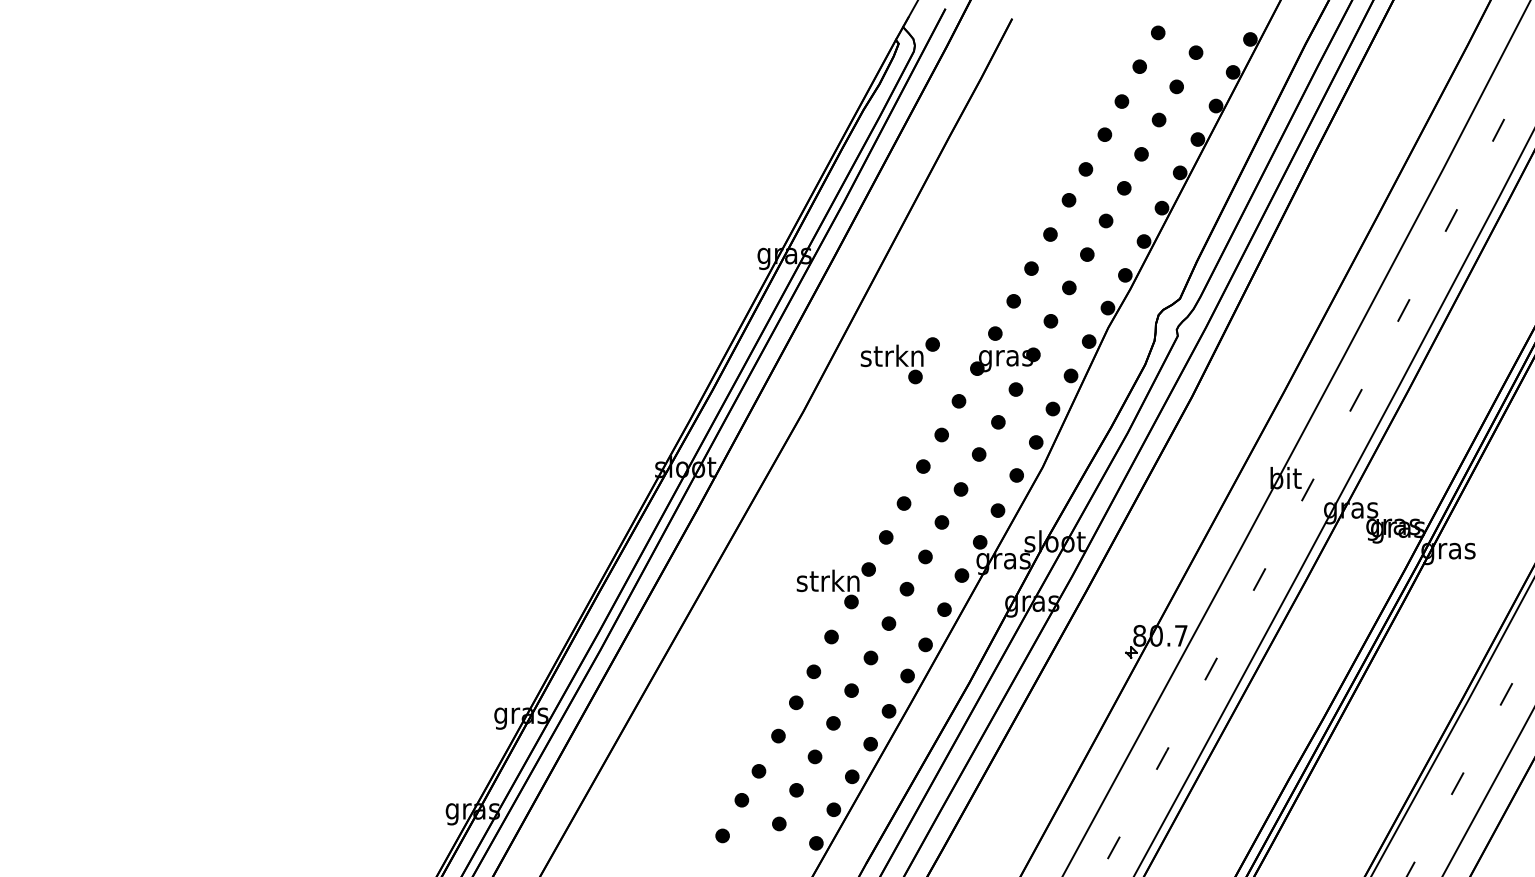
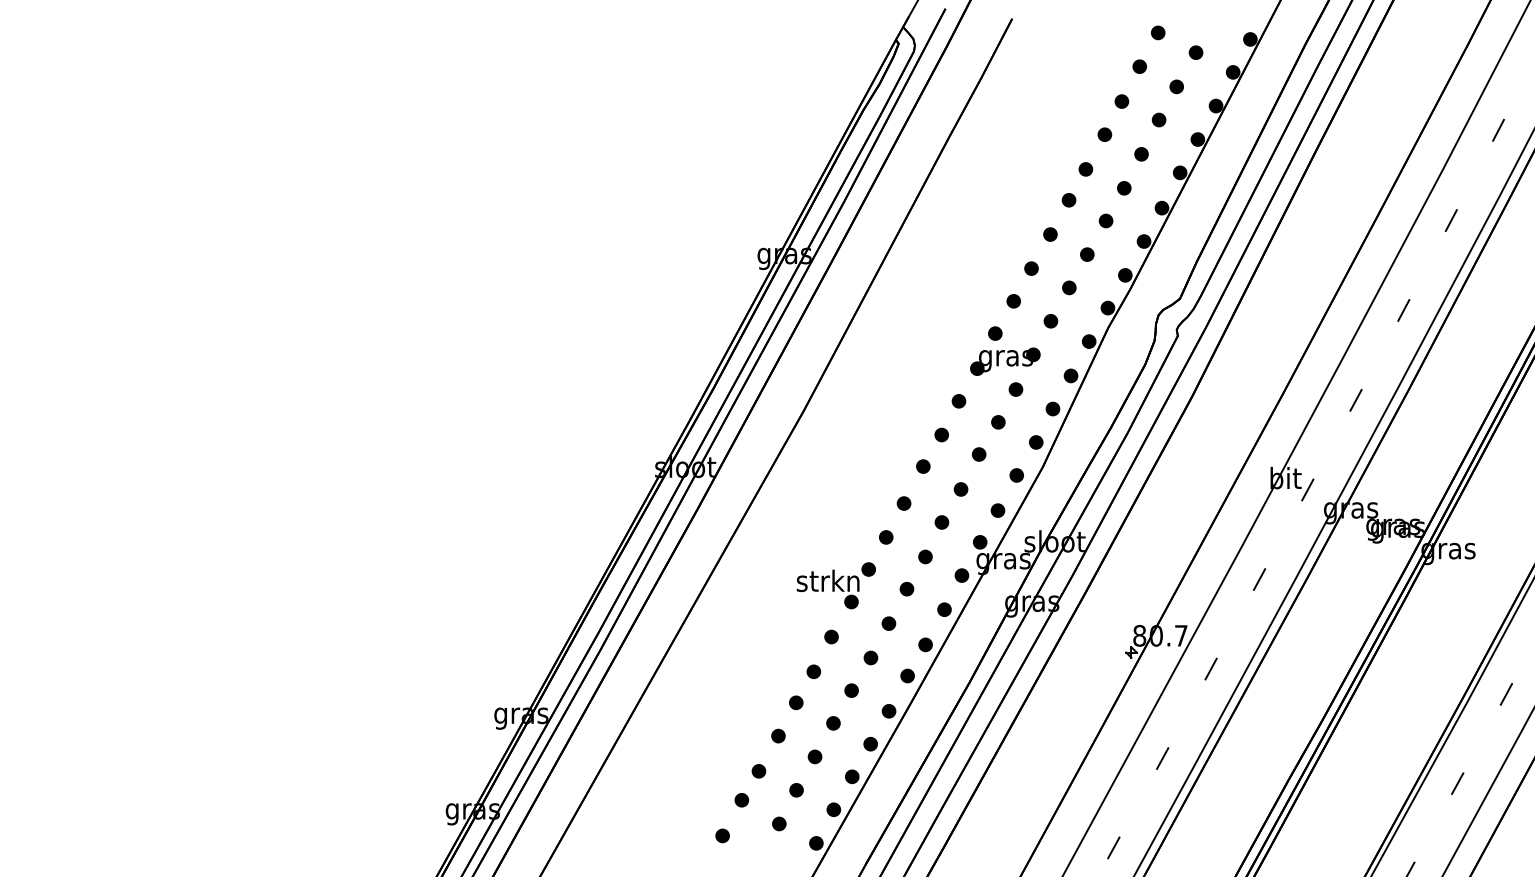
part: present -> none (899, 360)
